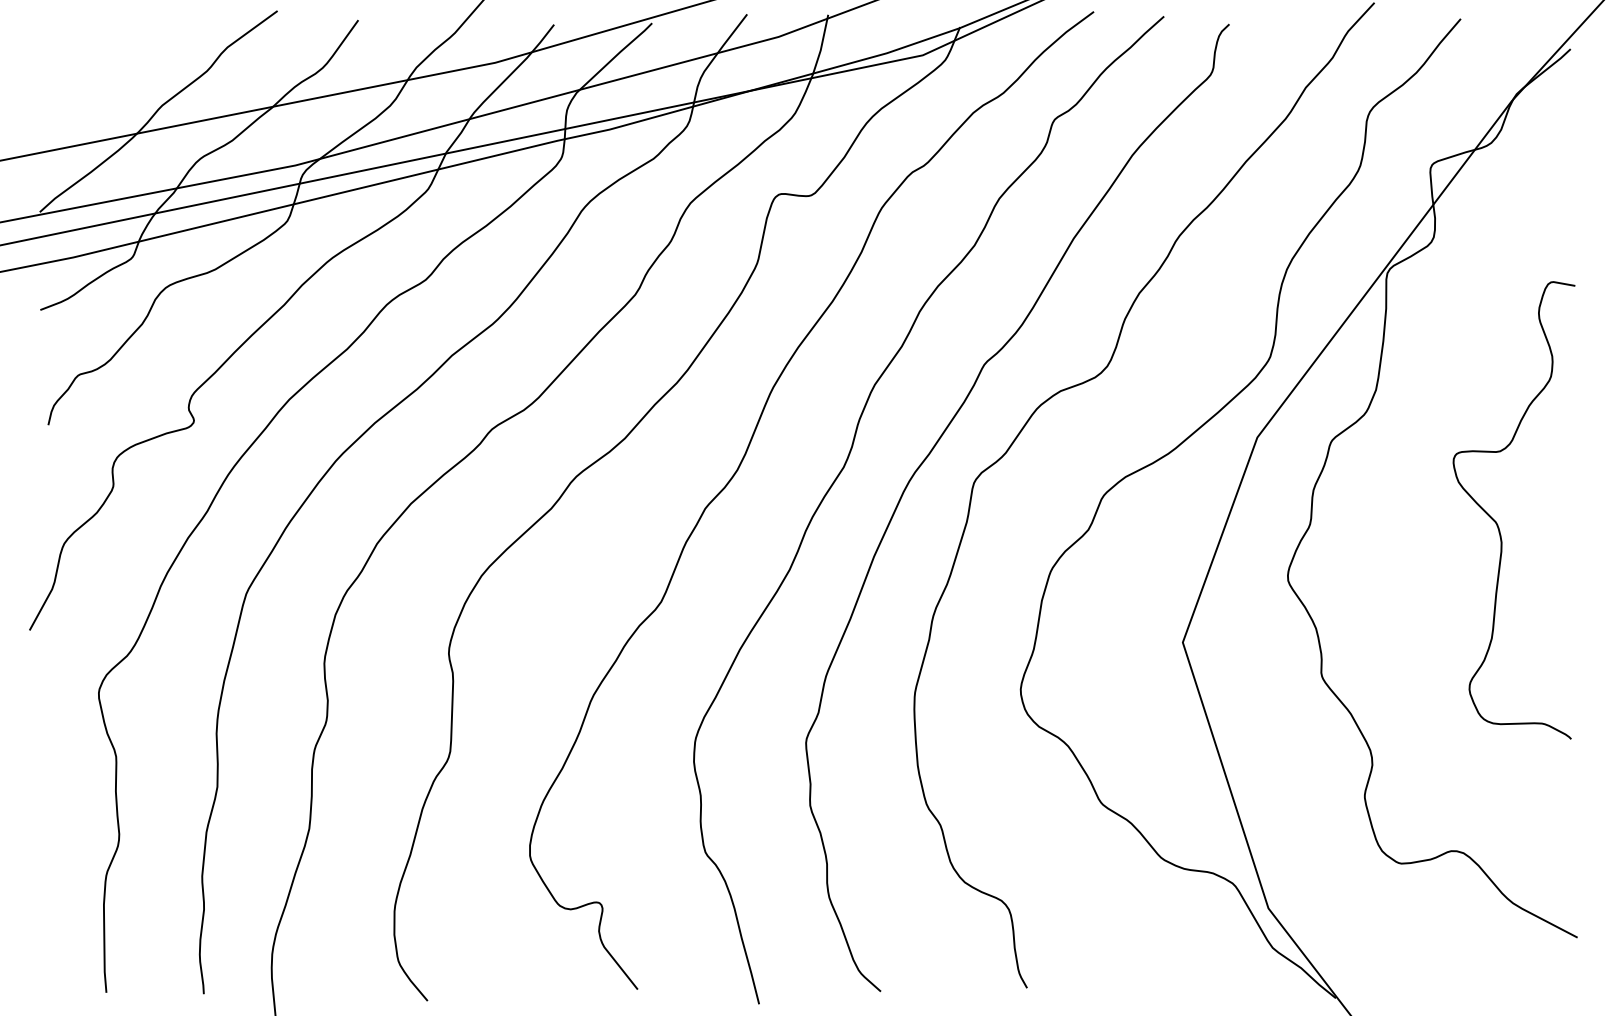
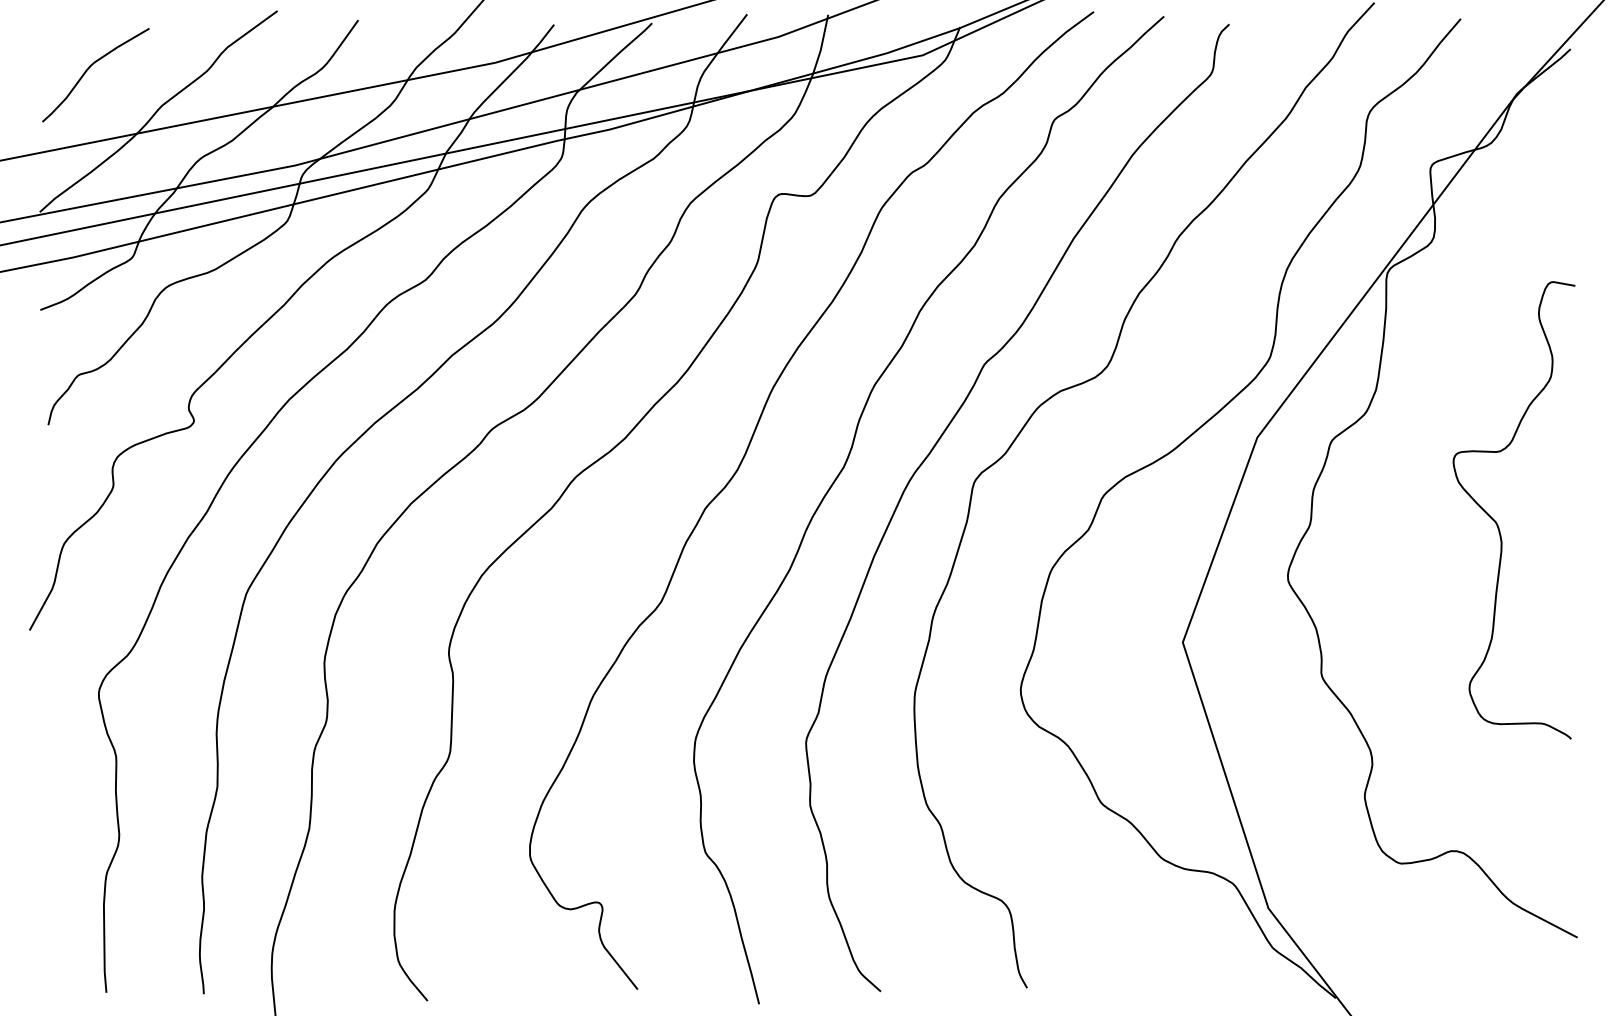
curve: none -> present (87, 71)
